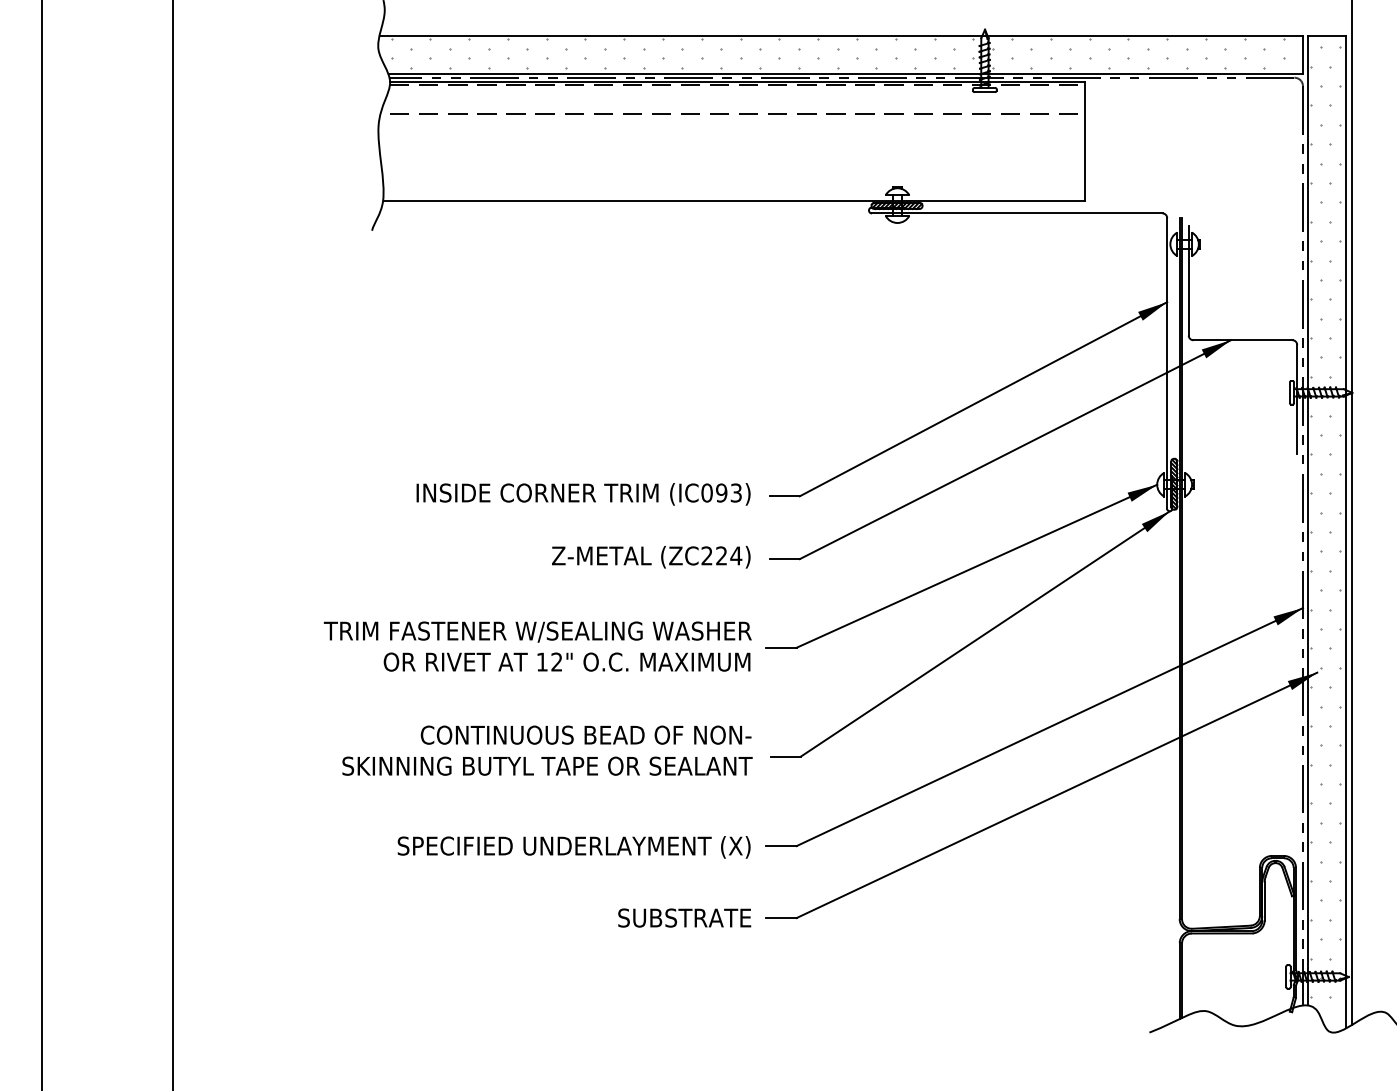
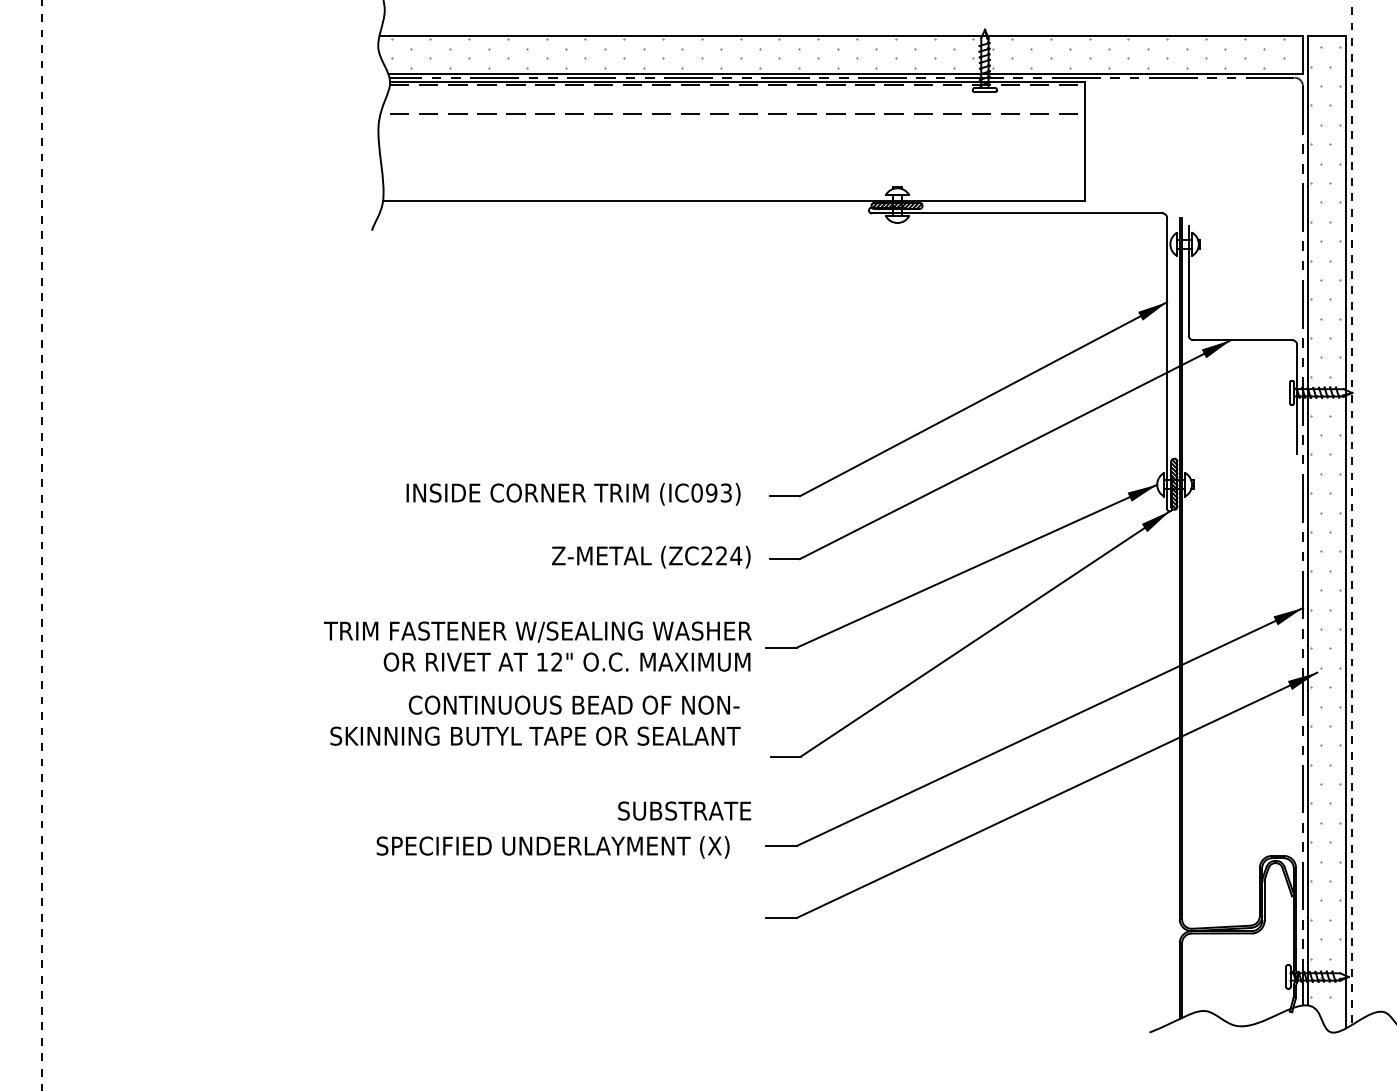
text position: (583, 494) -> (573, 494) (573, 494)
line: solid -> dashed (1351, 513)
line: present -> none (172, 544)
line: solid -> dashed (41, 545)
text position: (547, 750) -> (535, 720) (535, 720)
text position: (573, 847) -> (552, 847) (552, 847)
text position: (684, 917) -> (684, 810) (684, 810)
